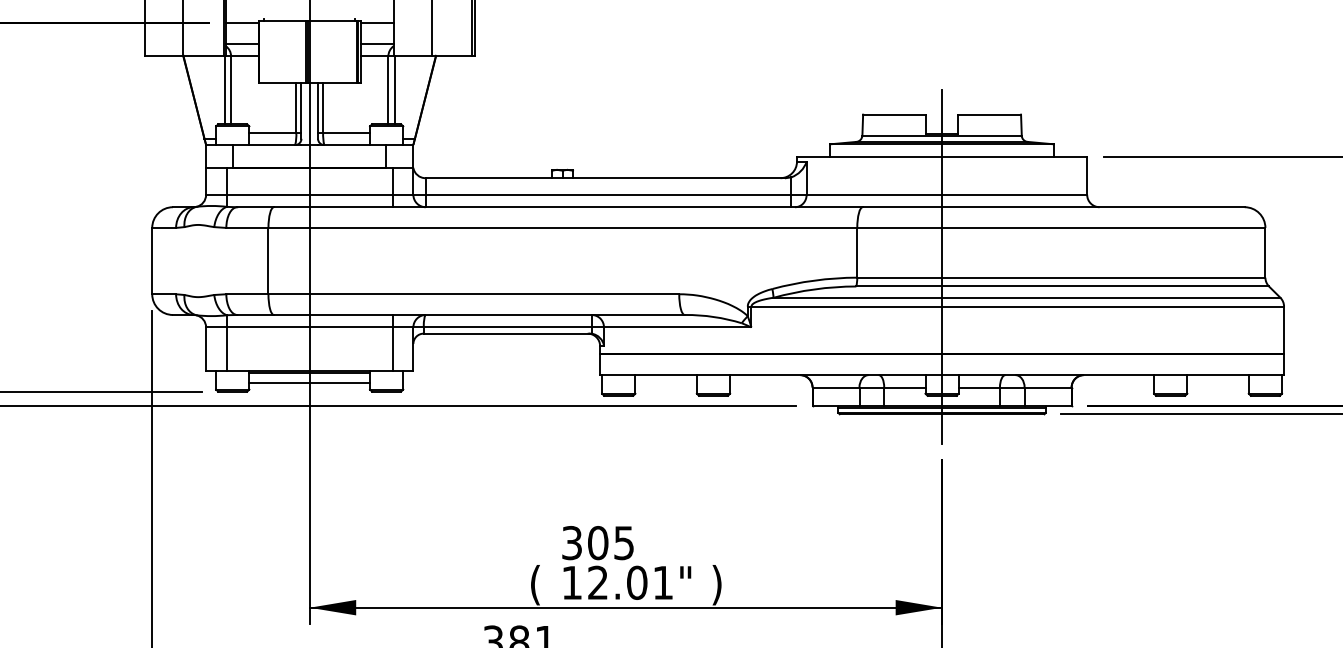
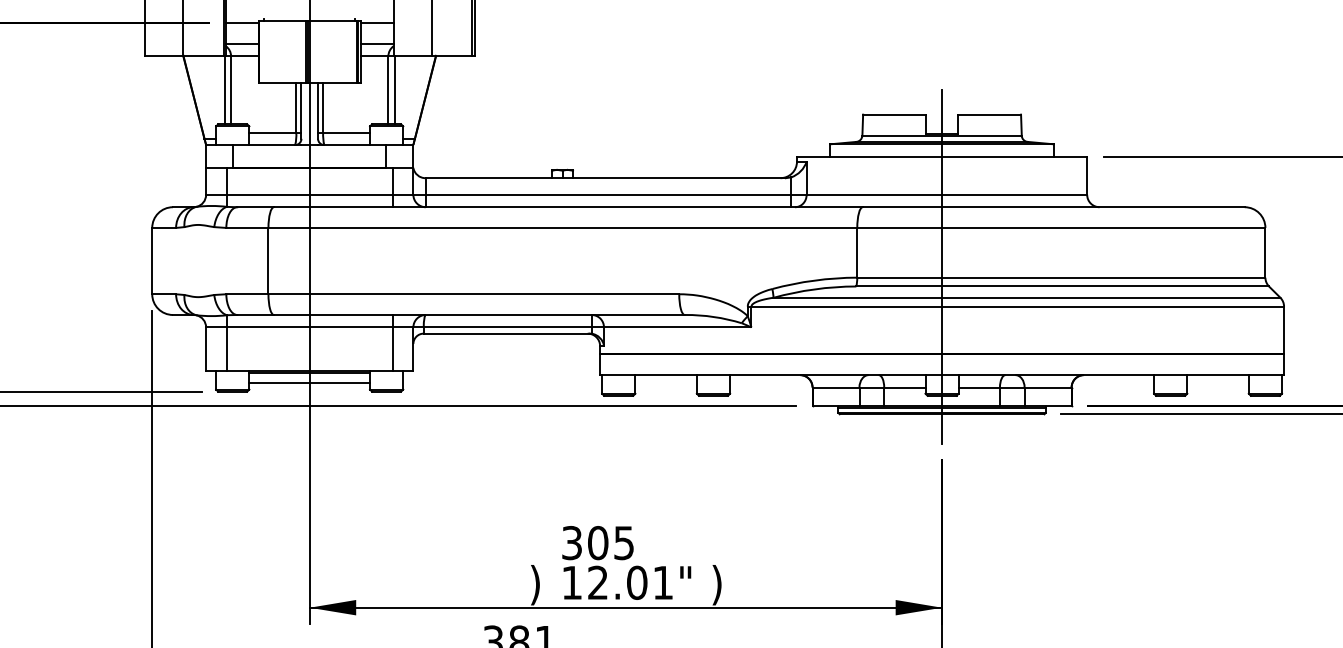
text: ( -> ) (535, 585)
